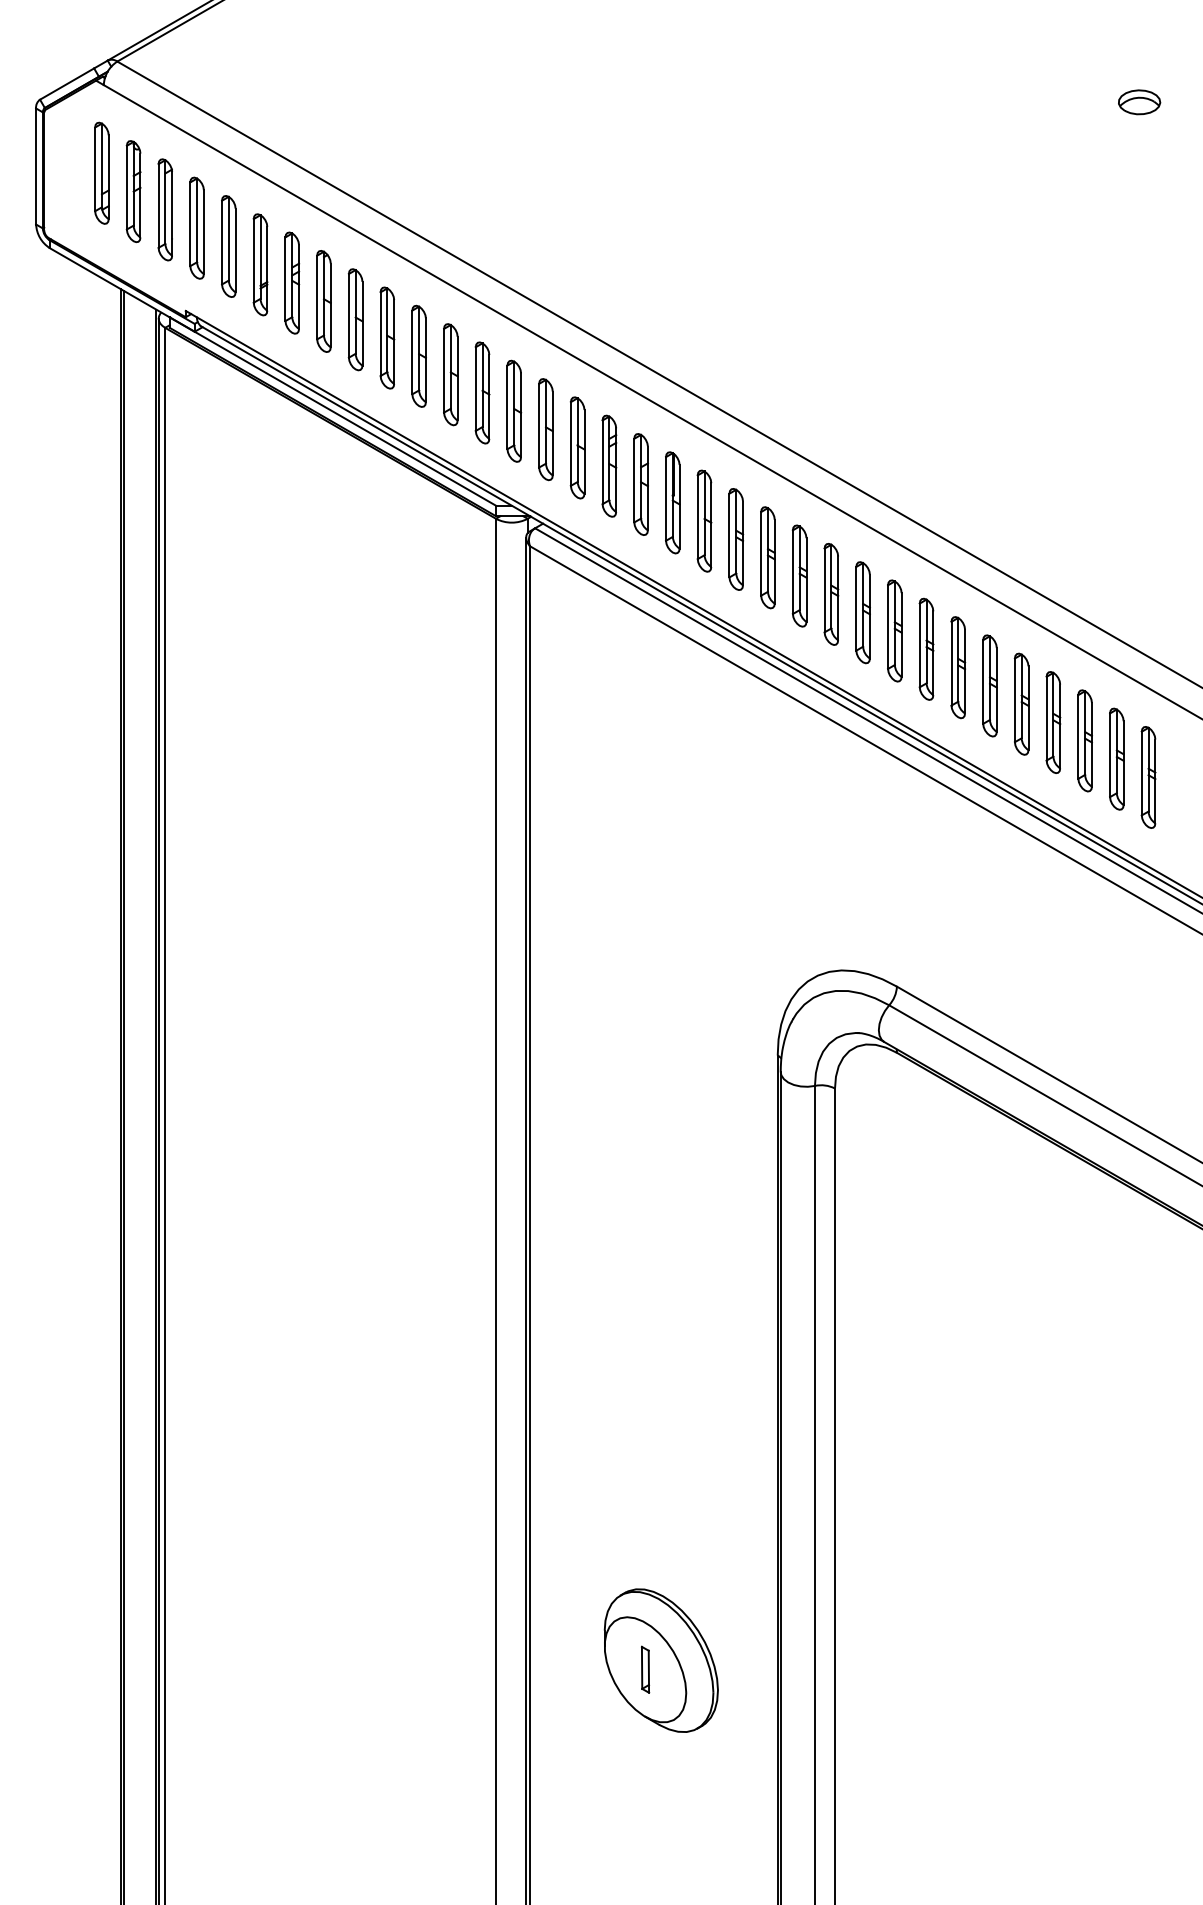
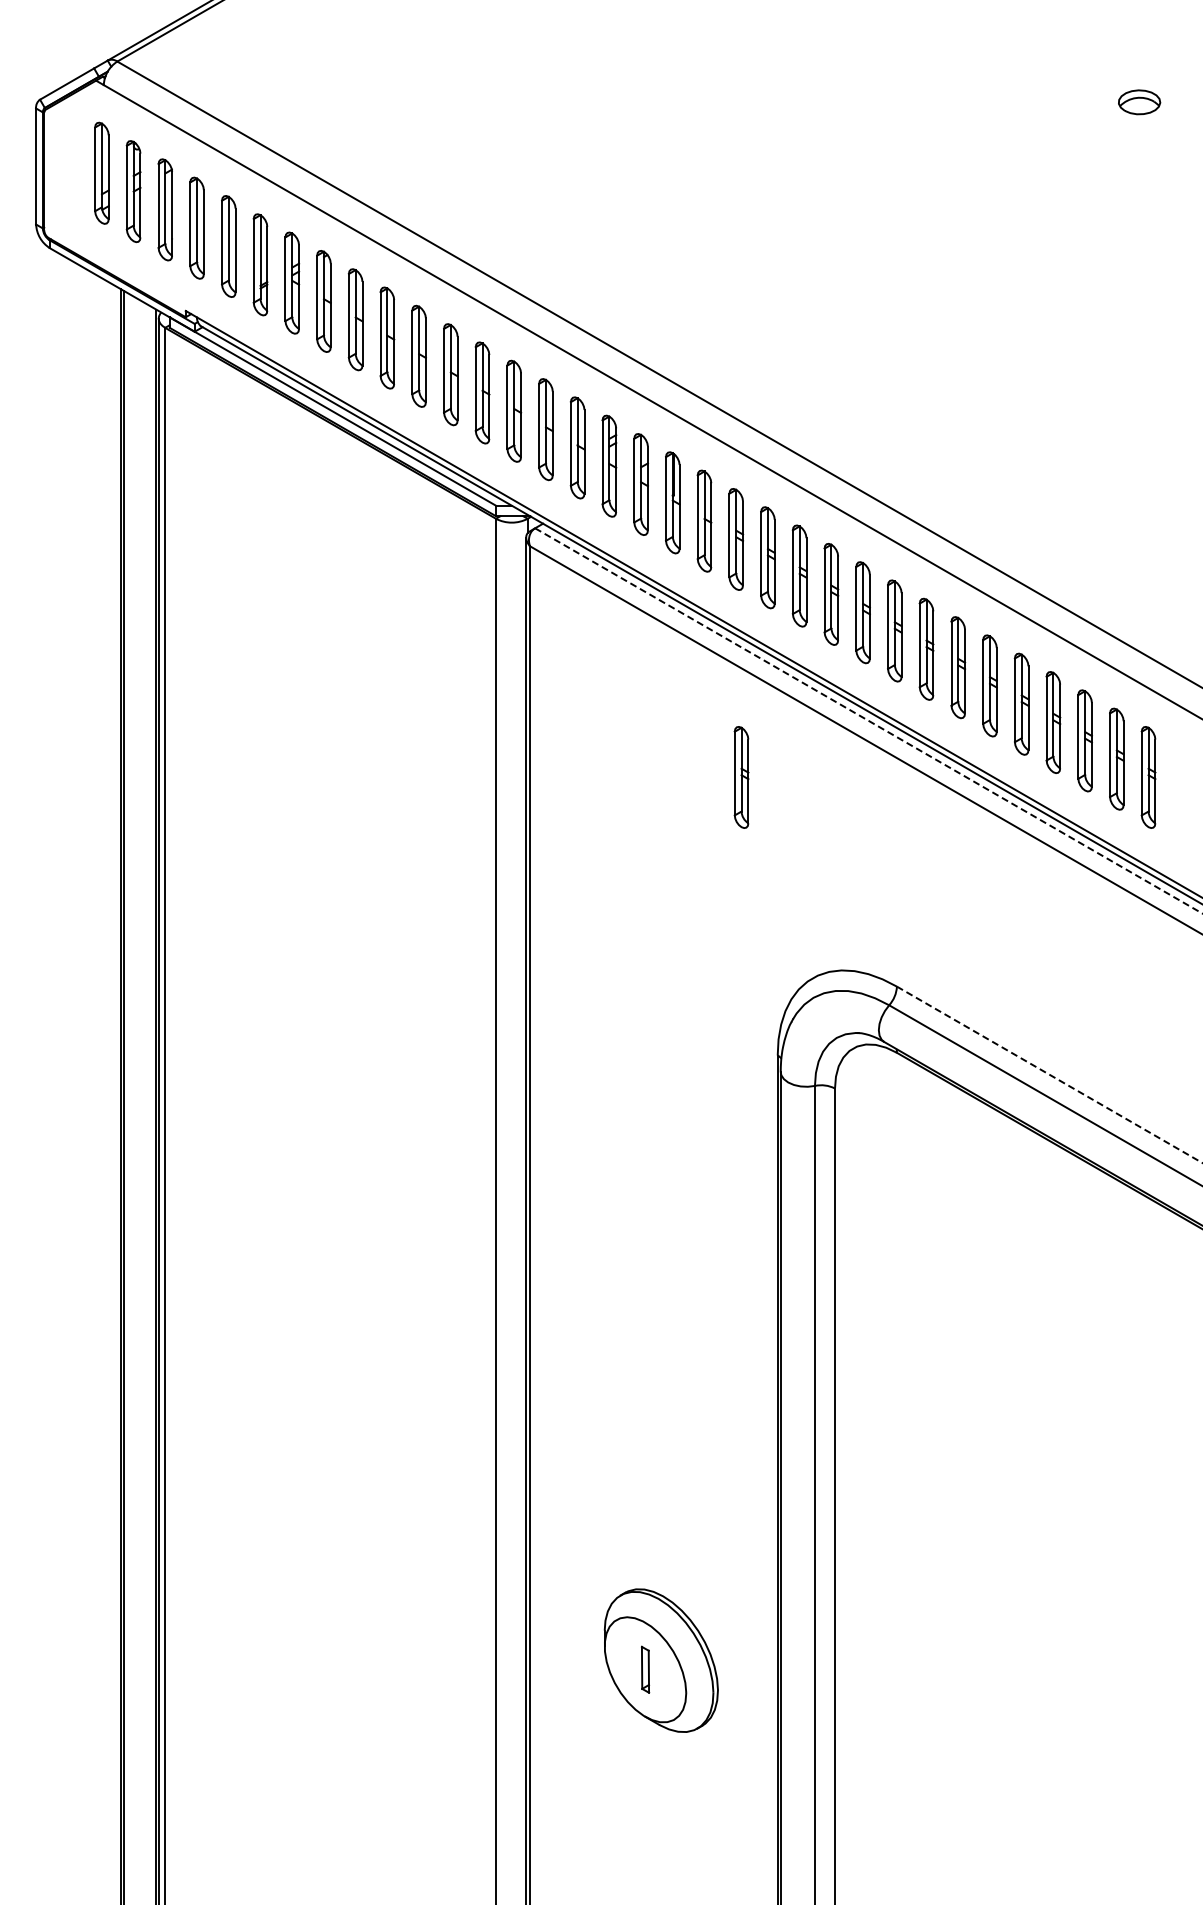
line: solid -> dashed (869, 721)
part: none -> present (741, 777)
line: solid -> dashed (1049, 1074)
